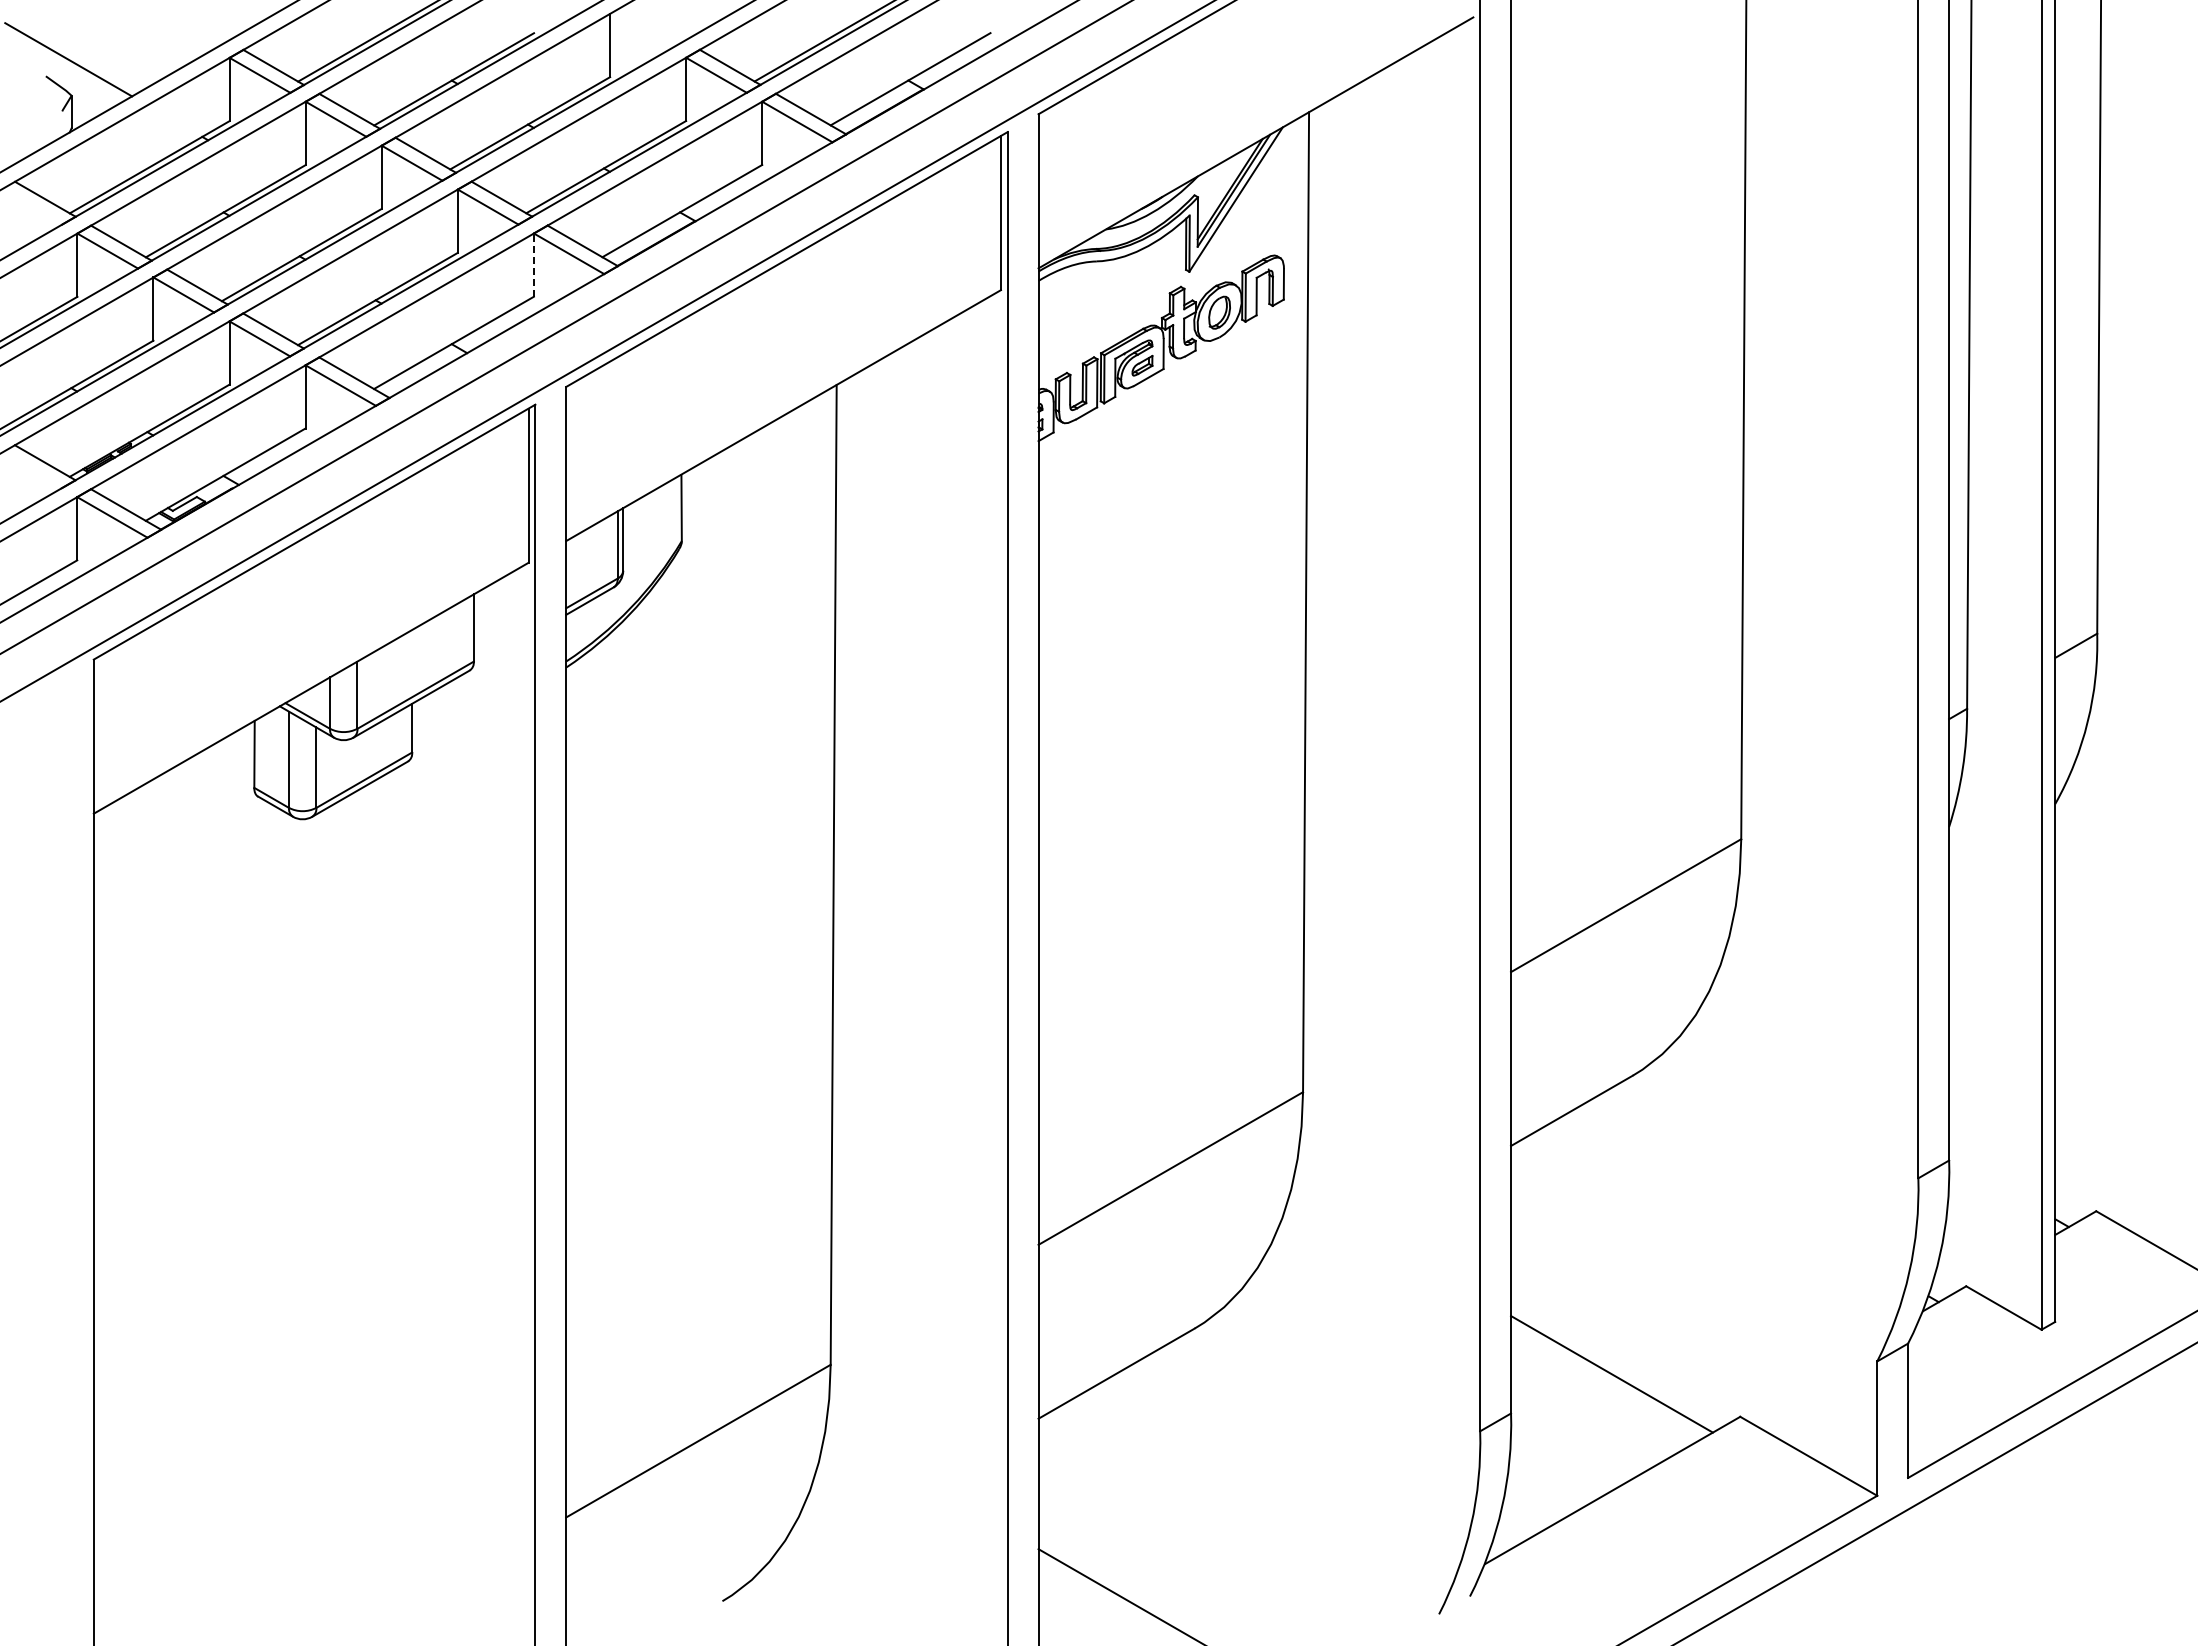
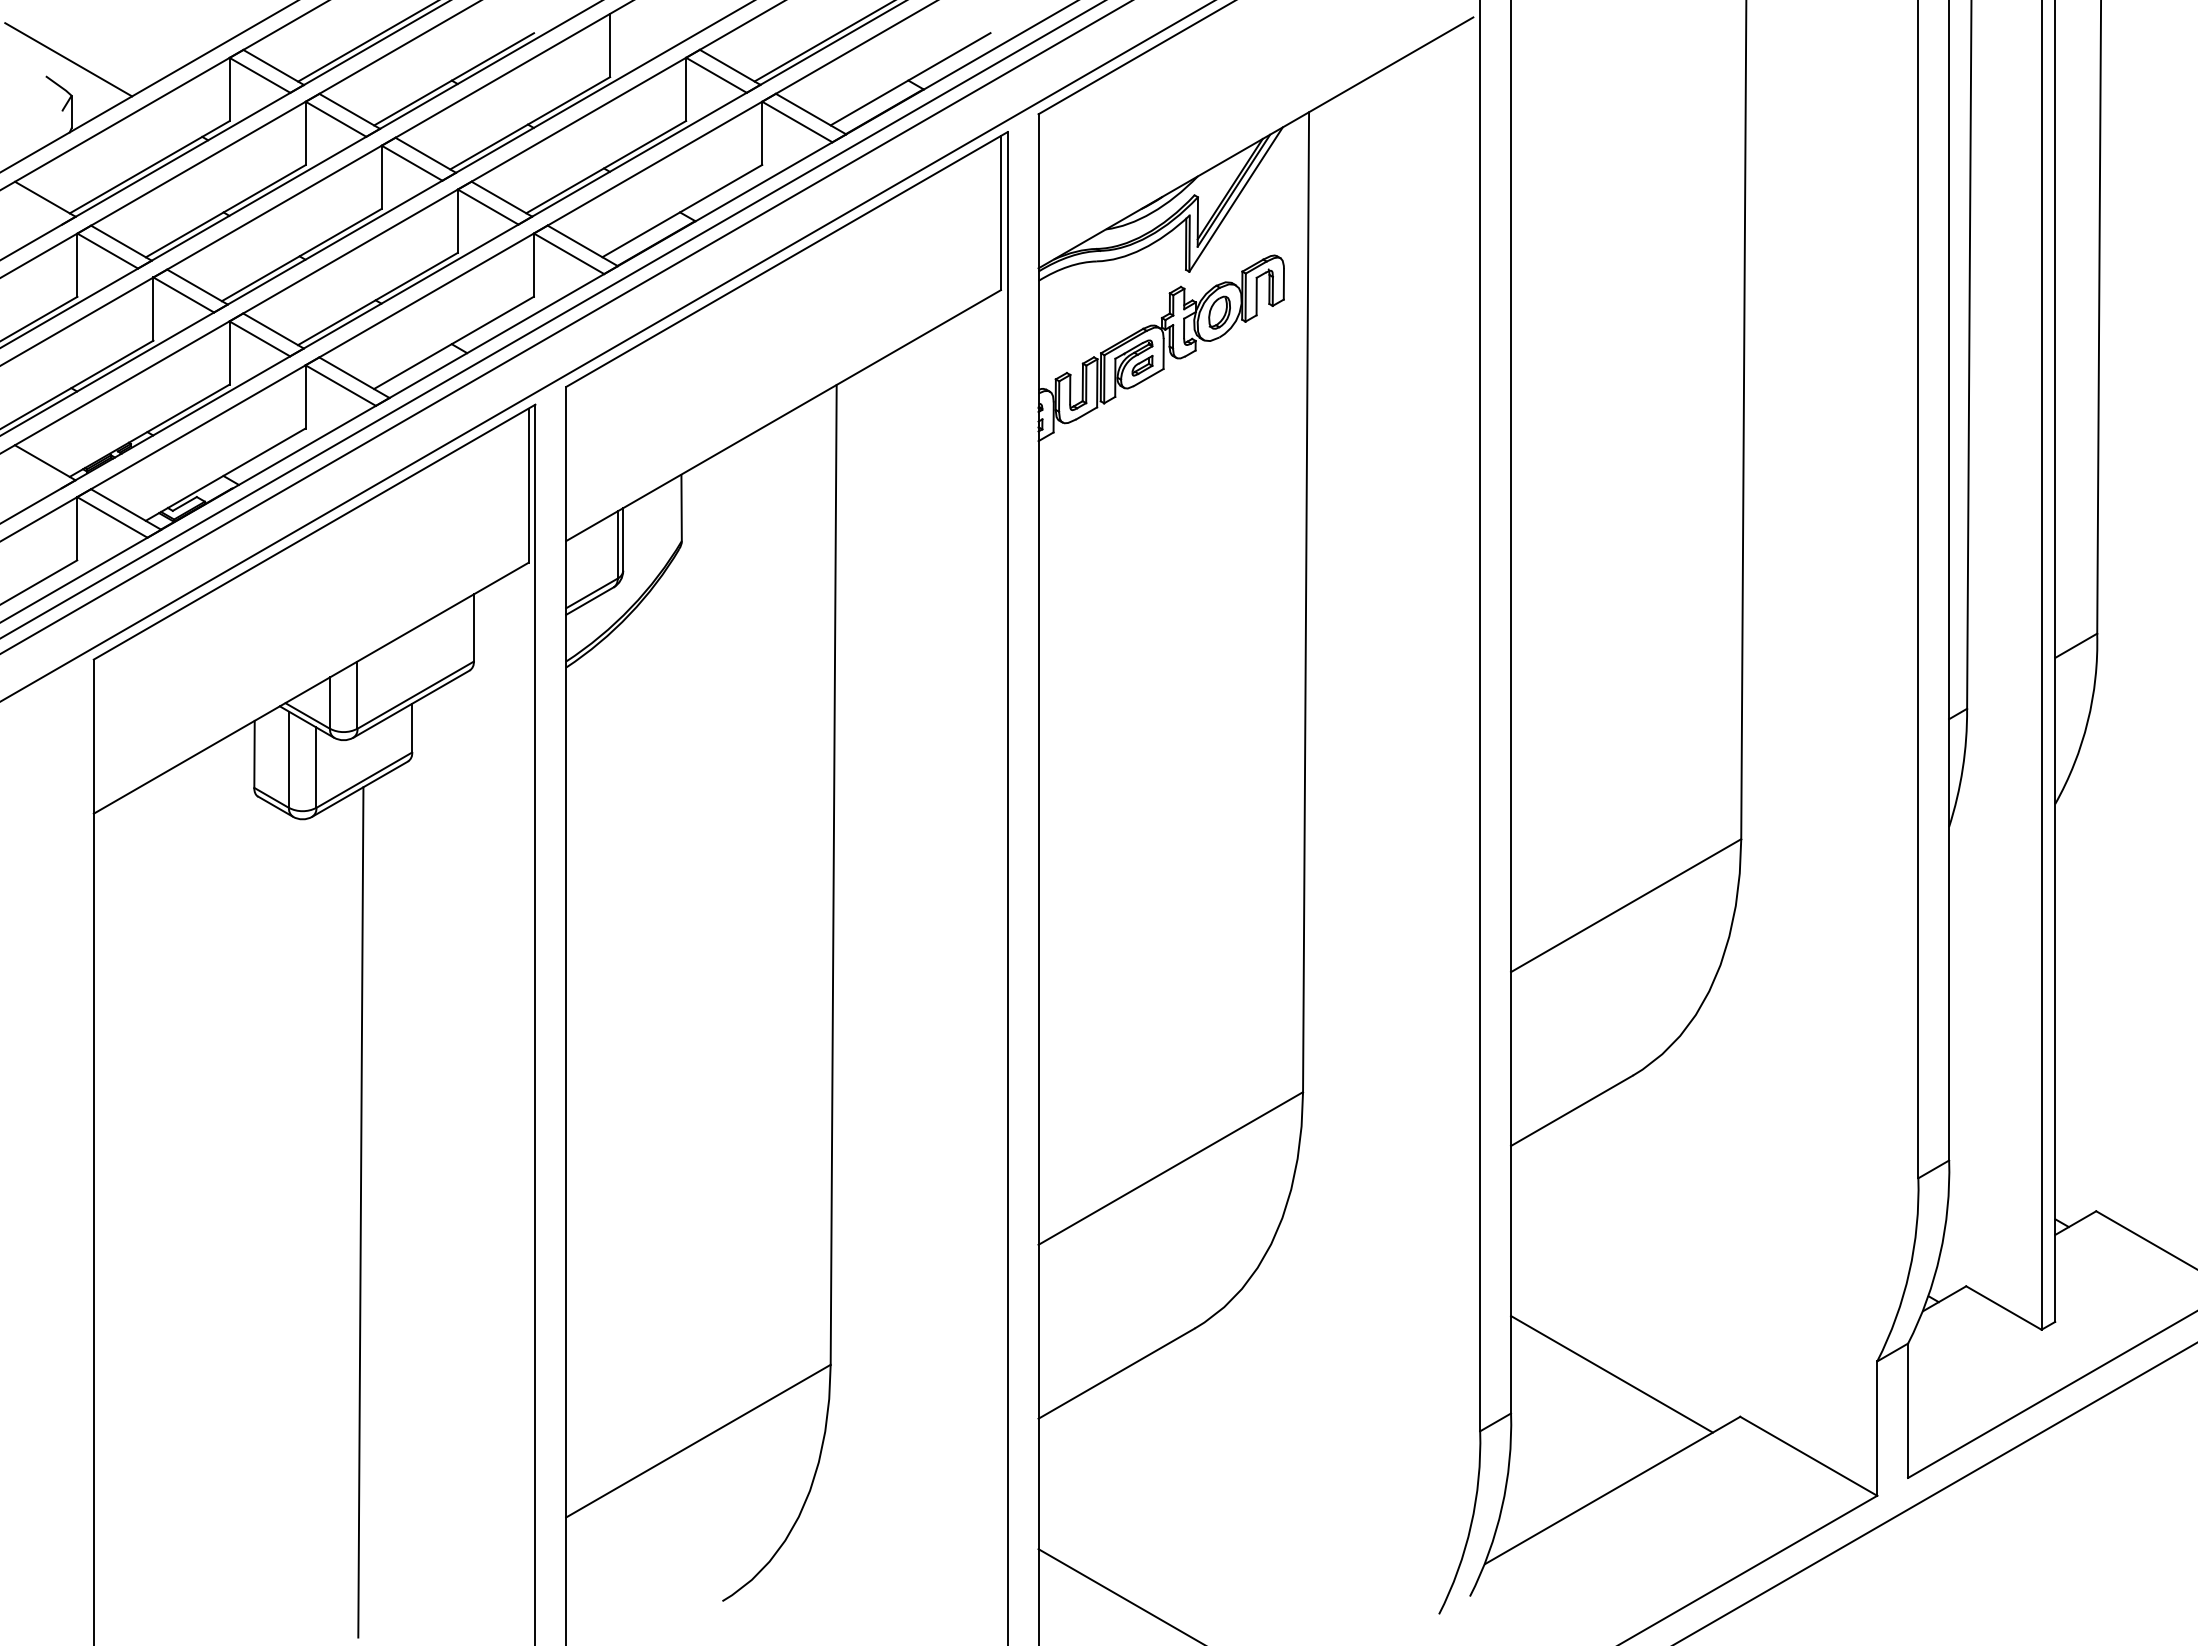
line: dashed -> solid (533, 265)
line: none -> present (552, 319)
line: none -> present (360, 1212)
